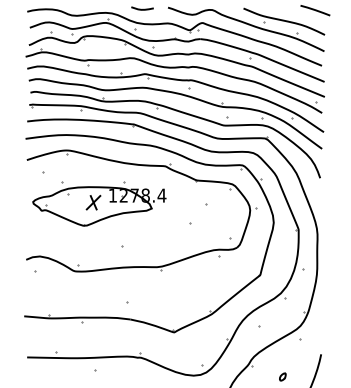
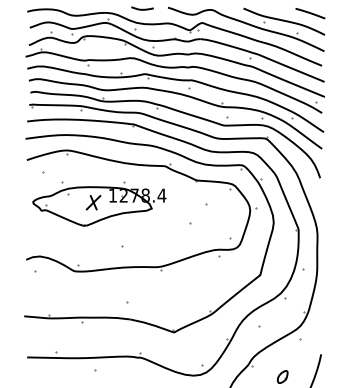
line position: (315, 10) -> (310, 13) (310, 13)
part size: 8x10 px -> 12x14 px (282, 376)
